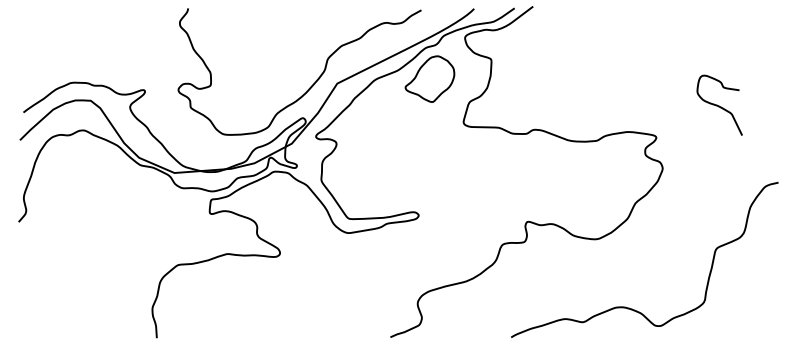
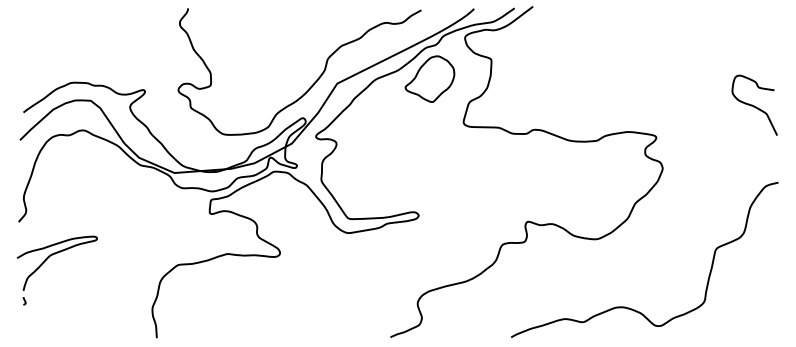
curve position: (719, 105) -> (754, 105) (754, 105)
part: none -> present (46, 260)
